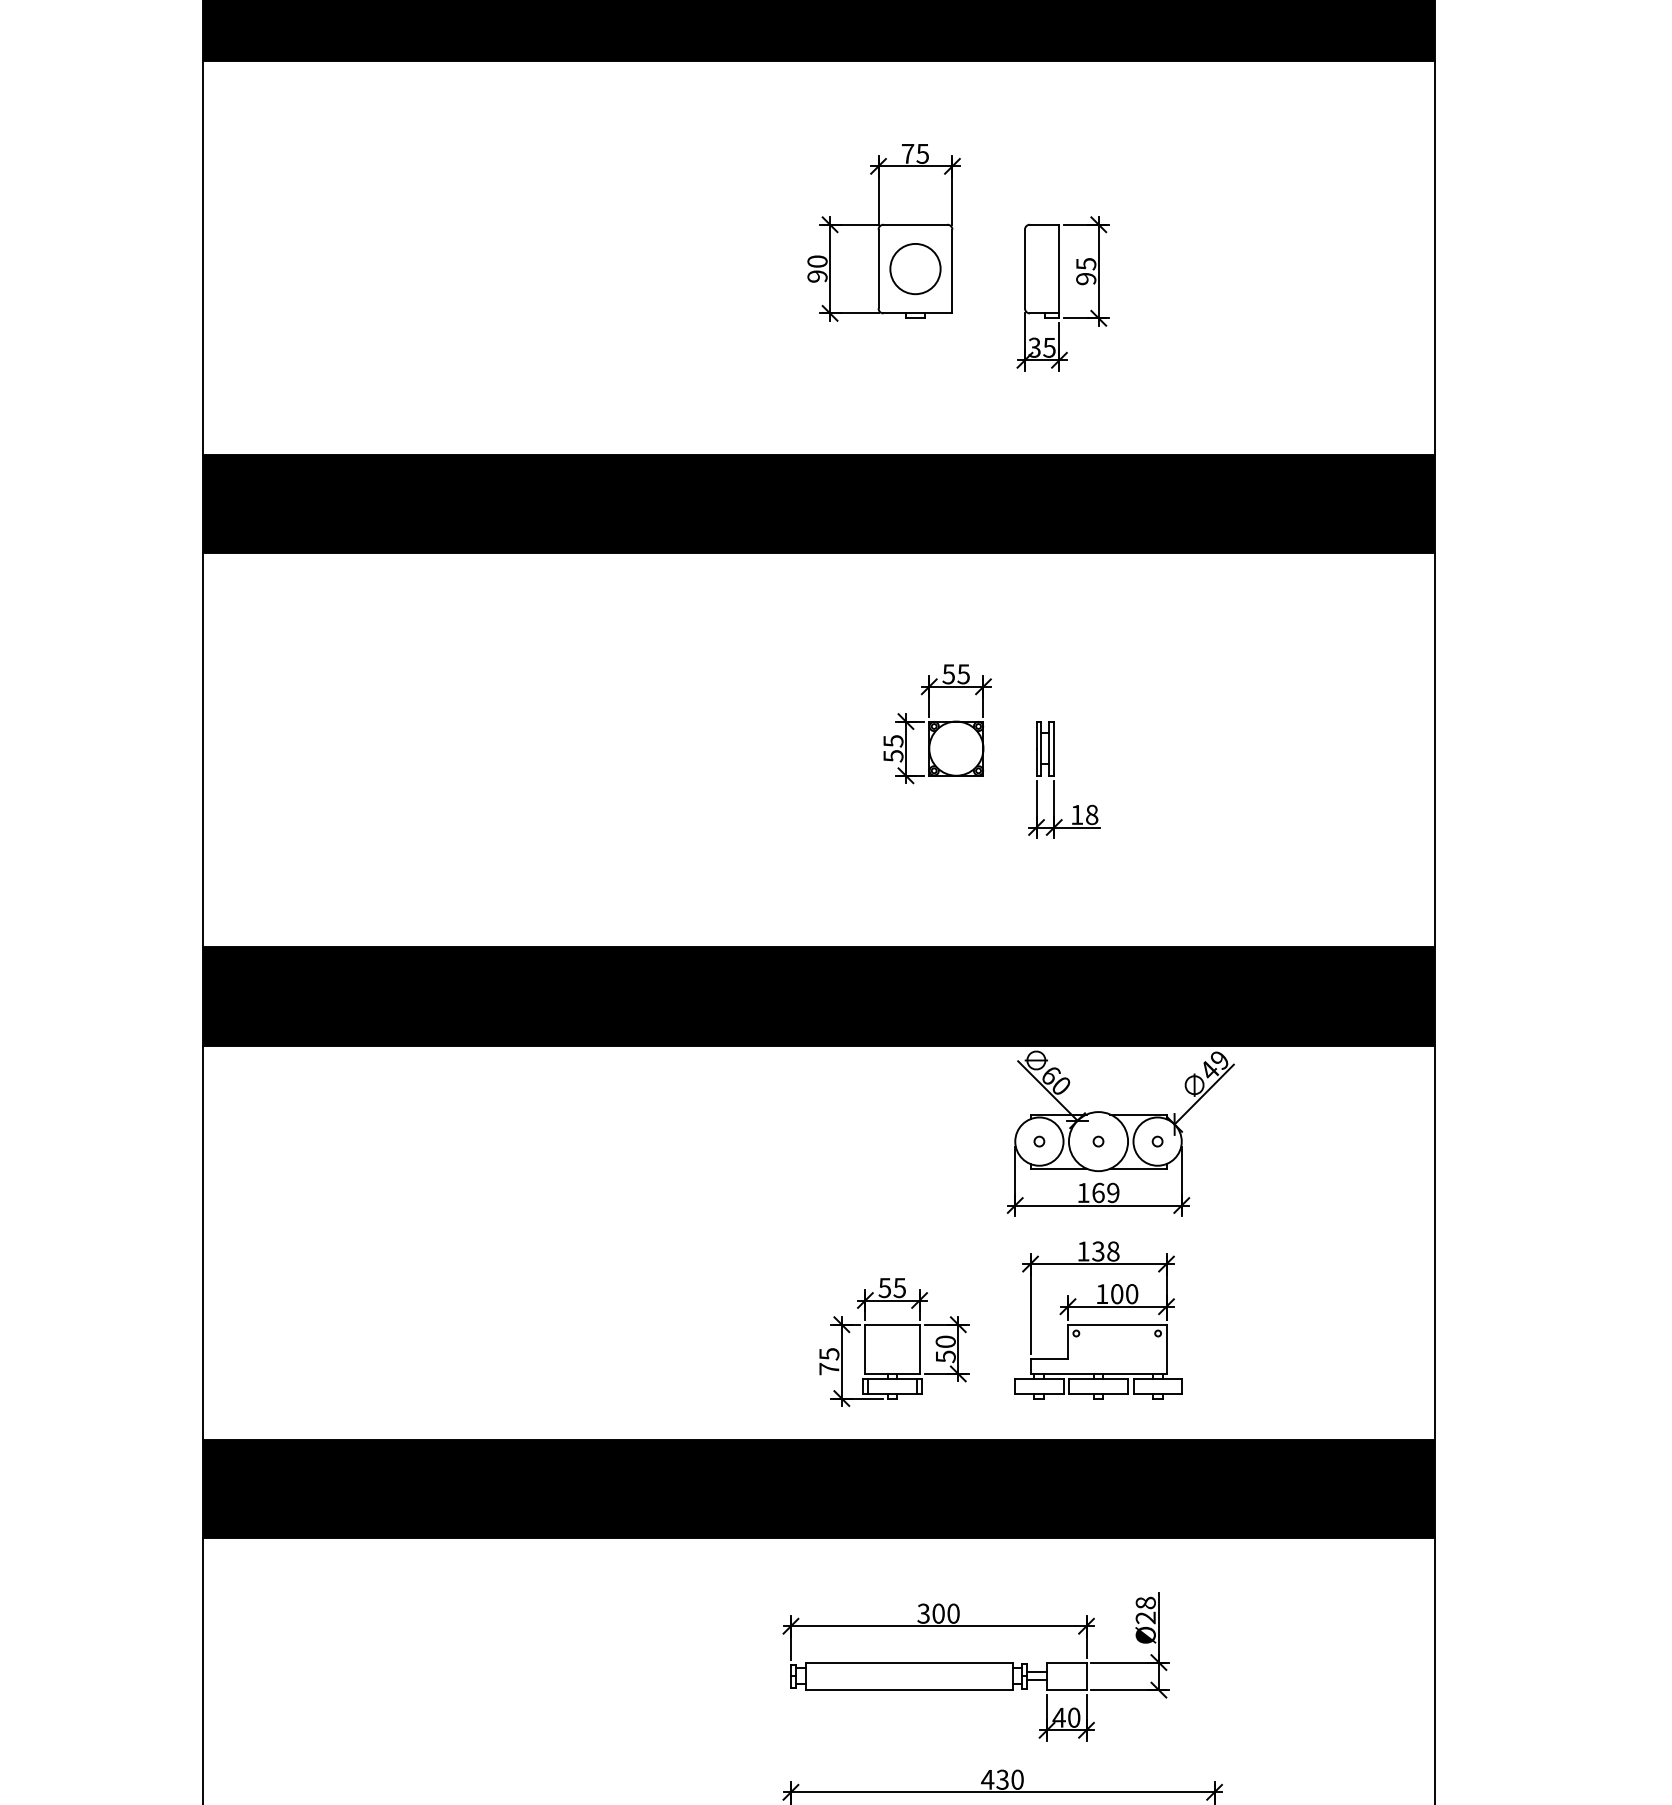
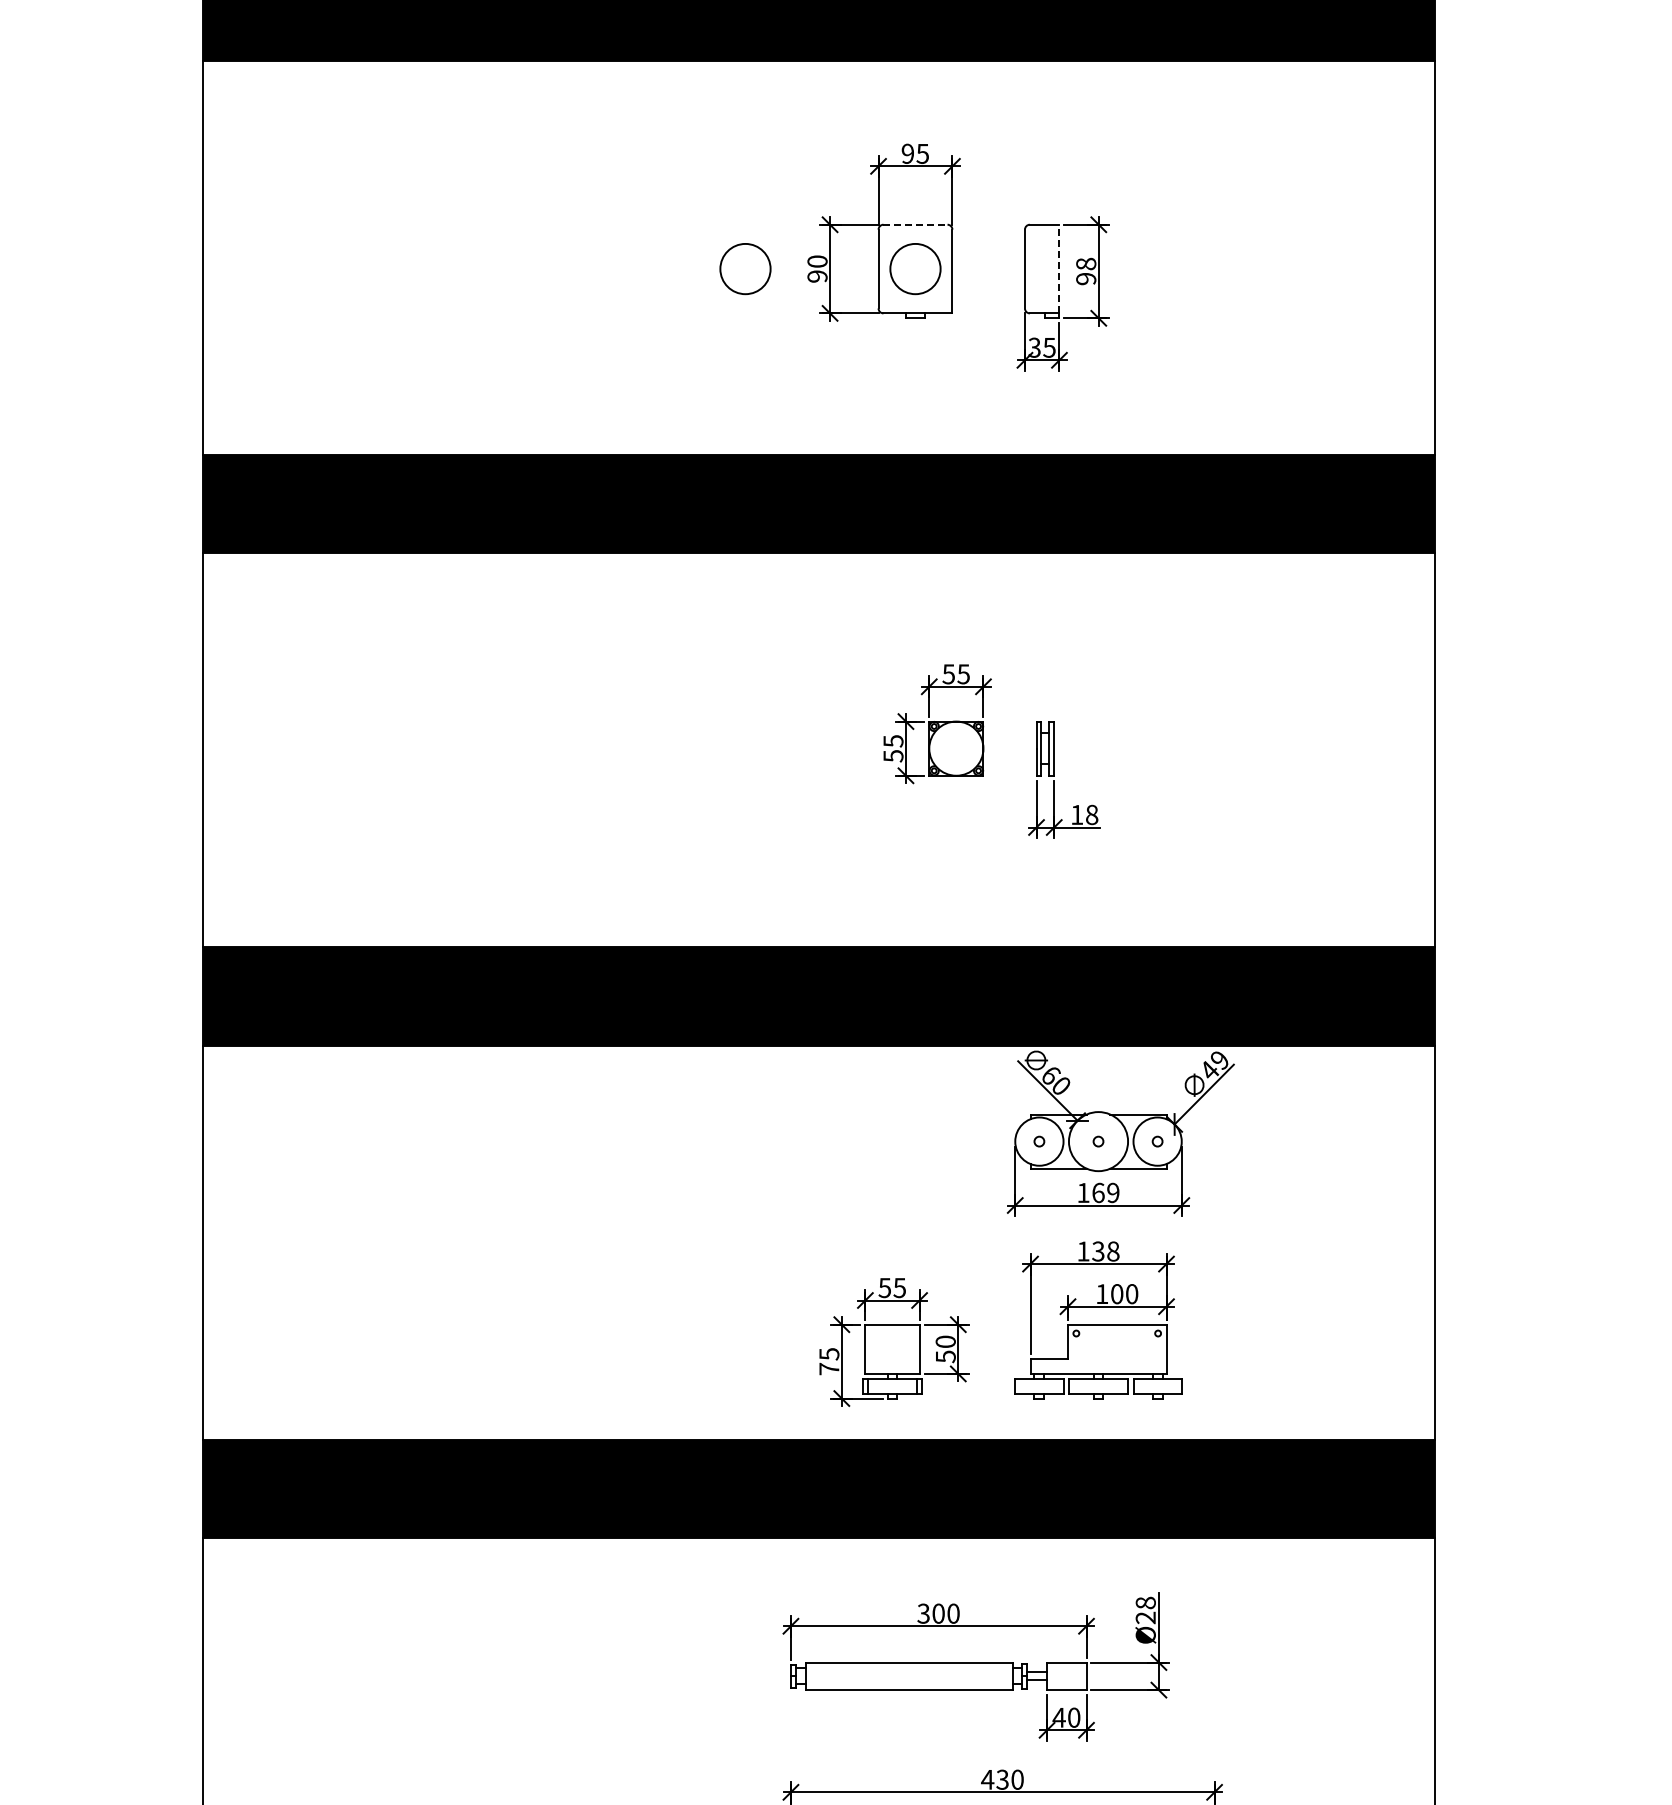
text: 75 -> 95 (907, 153)
line: solid -> dashed (915, 224)
text: 95 -> 98 (1086, 263)
line: solid -> dashed (1059, 268)
circle: none -> present (745, 269)
